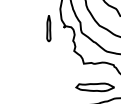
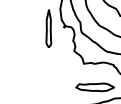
part size: 6x28 px -> 8x39 px (48, 28)
